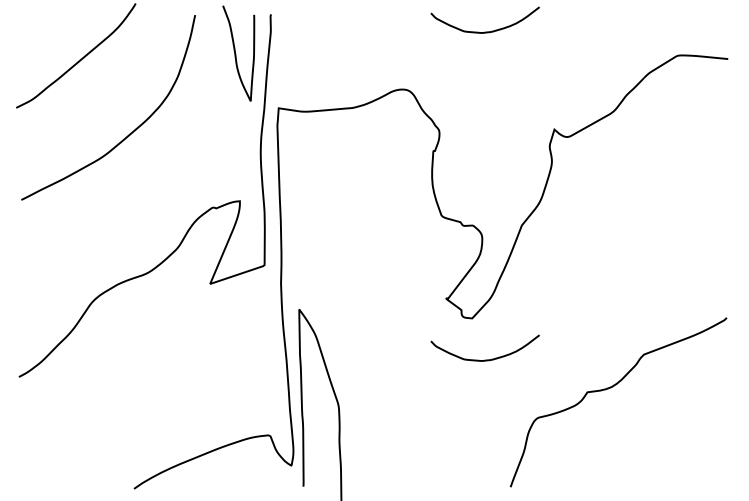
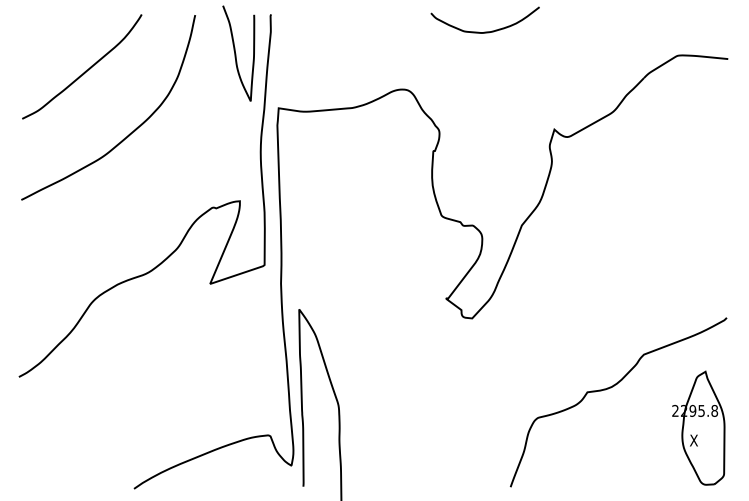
curve position: (79, 59) -> (85, 70) (85, 70)
curve: present -> none (484, 359)
part: none -> present (698, 427)
